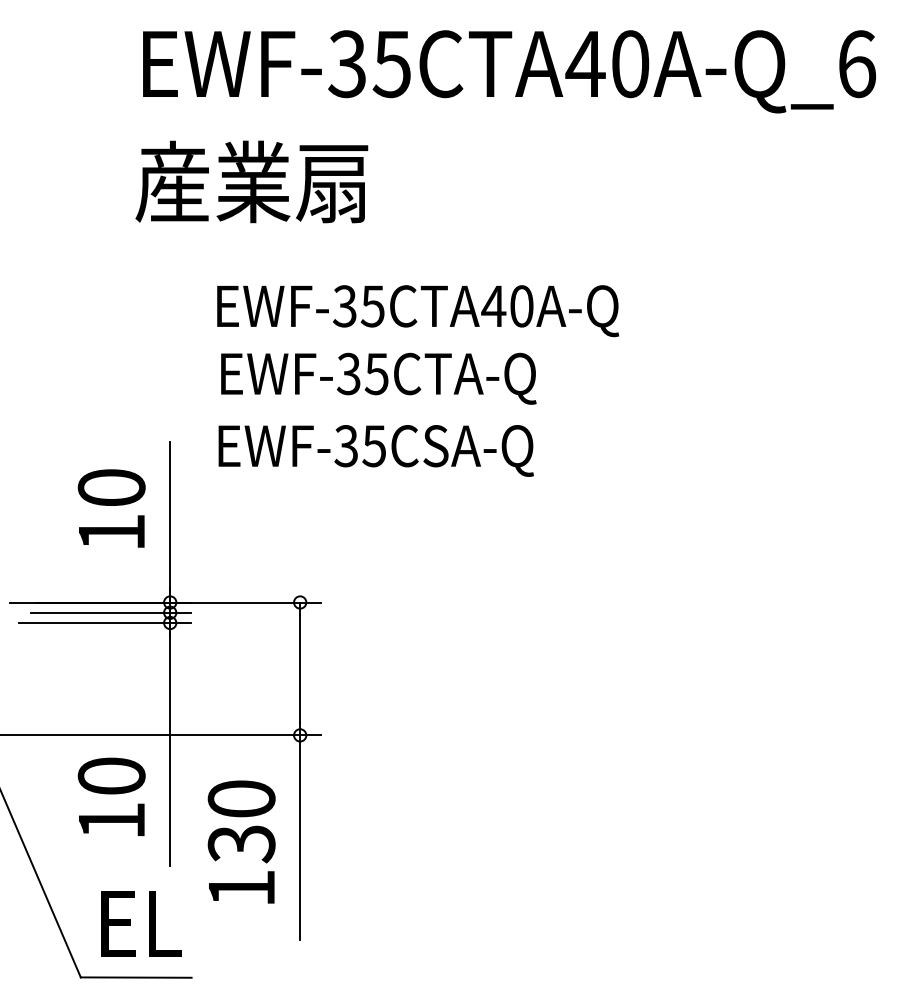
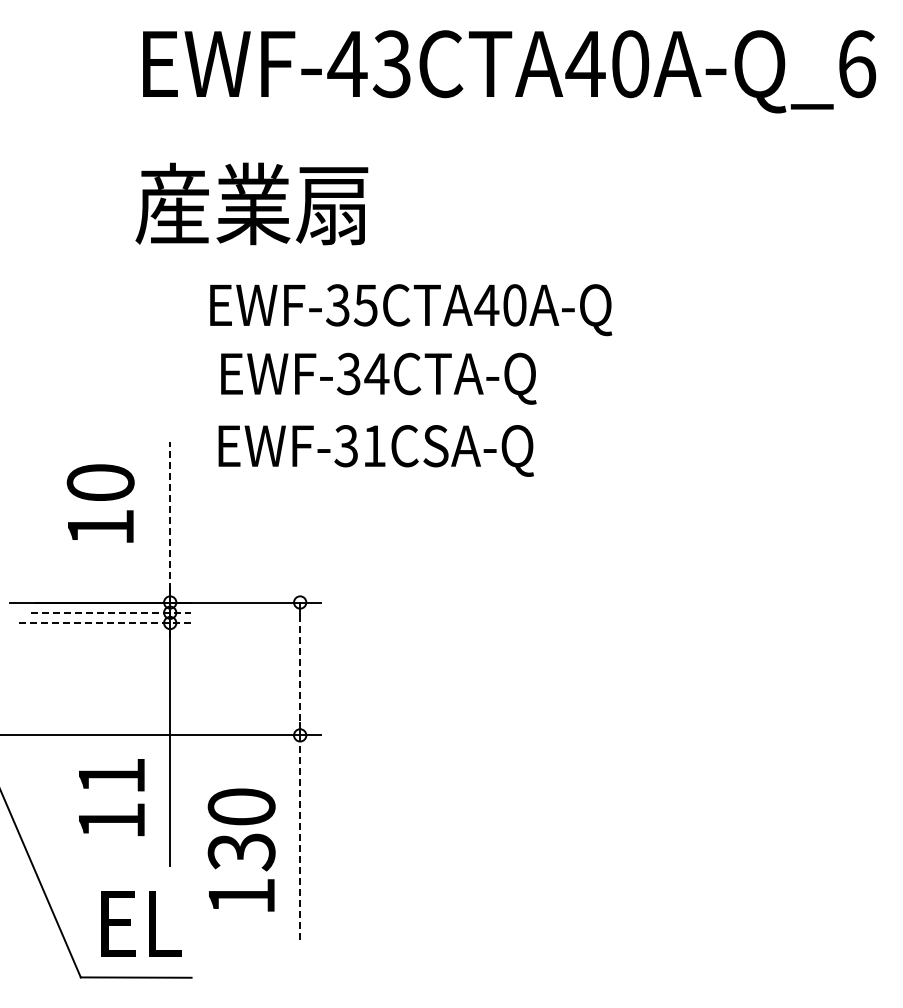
text: EWF-35CTA40A-Q_6 -> EWF-43CTA40A-Q_6 (368, 64)
text position: (251, 181) -> (251, 203) (251, 203)
text position: (418, 311) -> (411, 310) (411, 310)
text: EWF-35CTA-Q -> EWF-34CTA-Q (376, 374)
text: EWF-35CSA-Q -> EWF-31CSA-Q (373, 446)
text position: (111, 508) -> (100, 503) (100, 503)
line: solid -> dashed (170, 516)
line: solid -> dashed (110, 612)
line: solid -> dashed (105, 623)
line: solid -> dashed (300, 669)
text: 10 -> 11 (111, 775)
line: solid -> dashed (300, 837)
text position: (241, 841) -> (241, 849) (241, 849)
